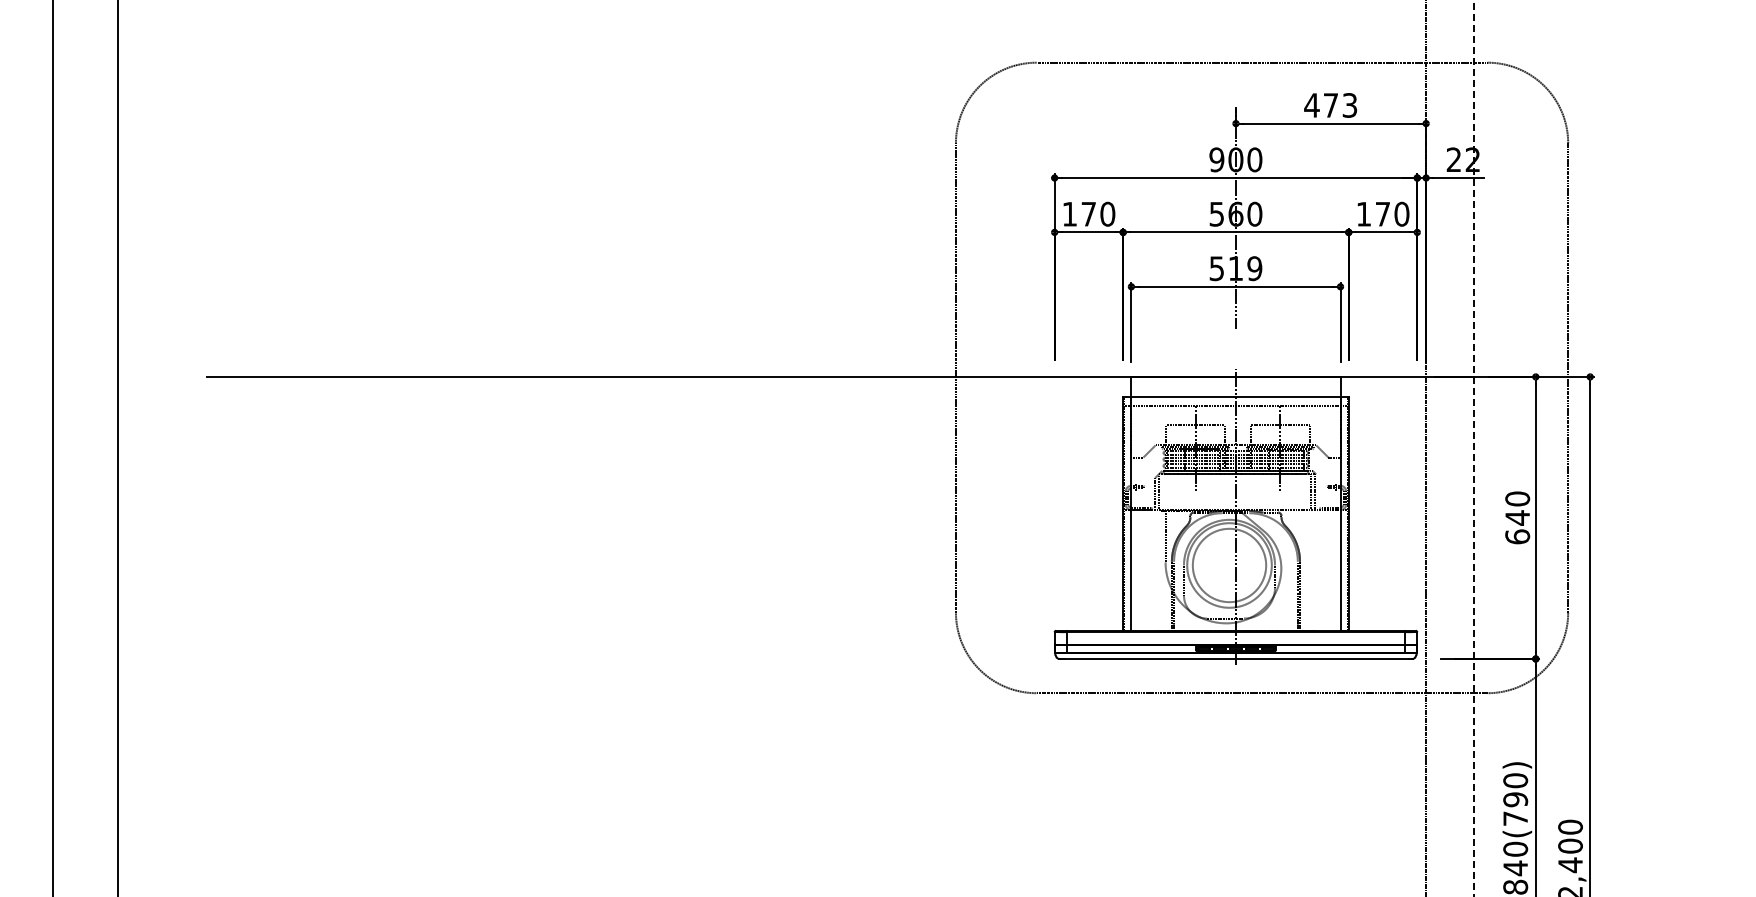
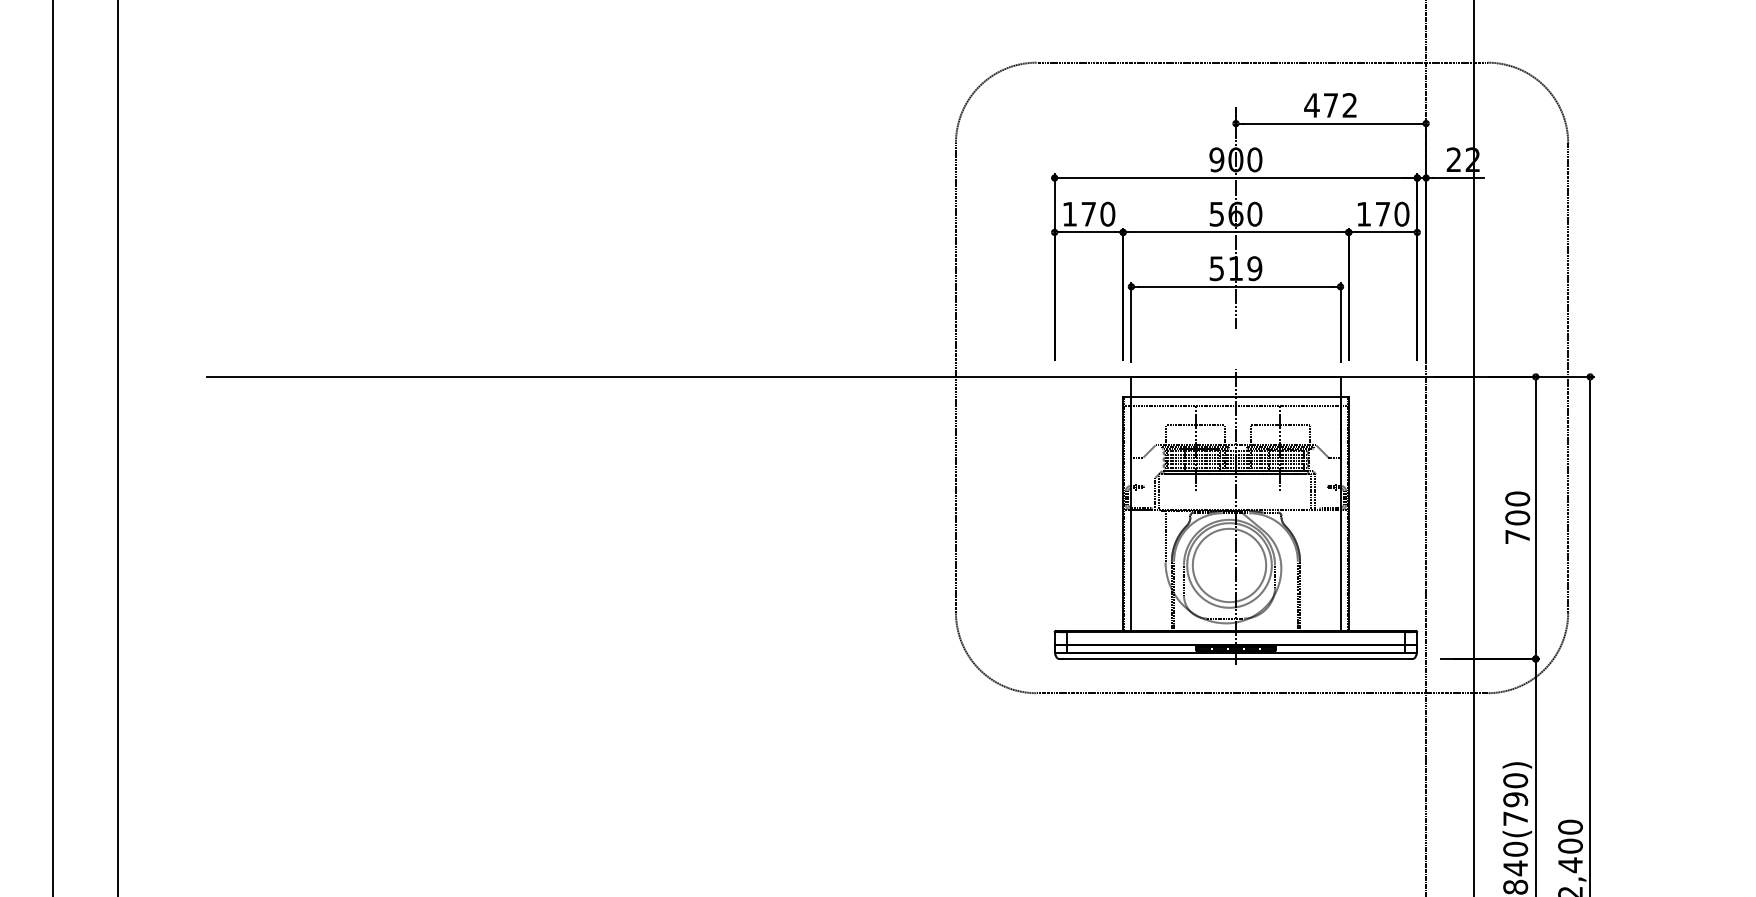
text: 473 -> 472 (1349, 105)
line: dashed -> solid (1474, 448)
text: 640 -> 700 (1517, 527)
